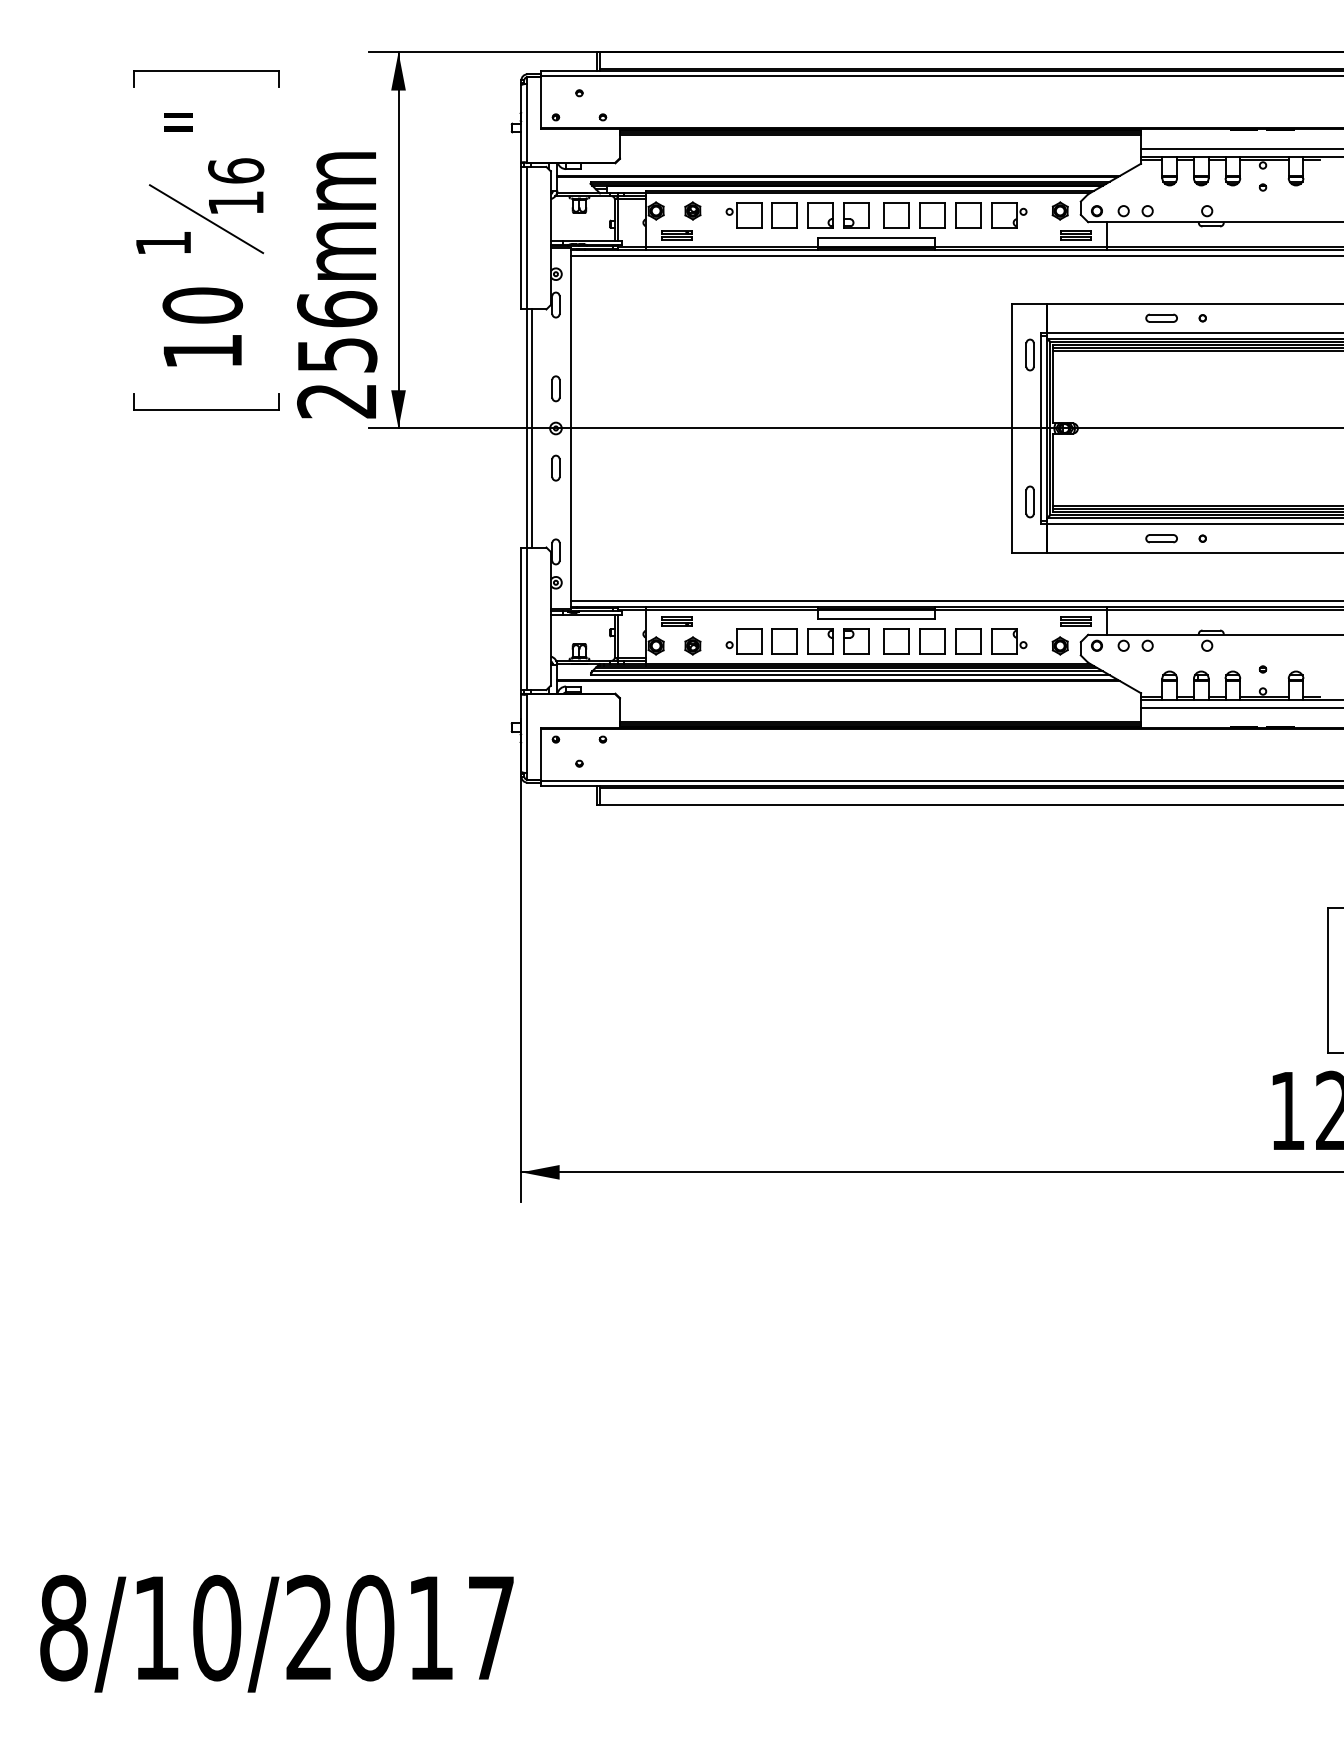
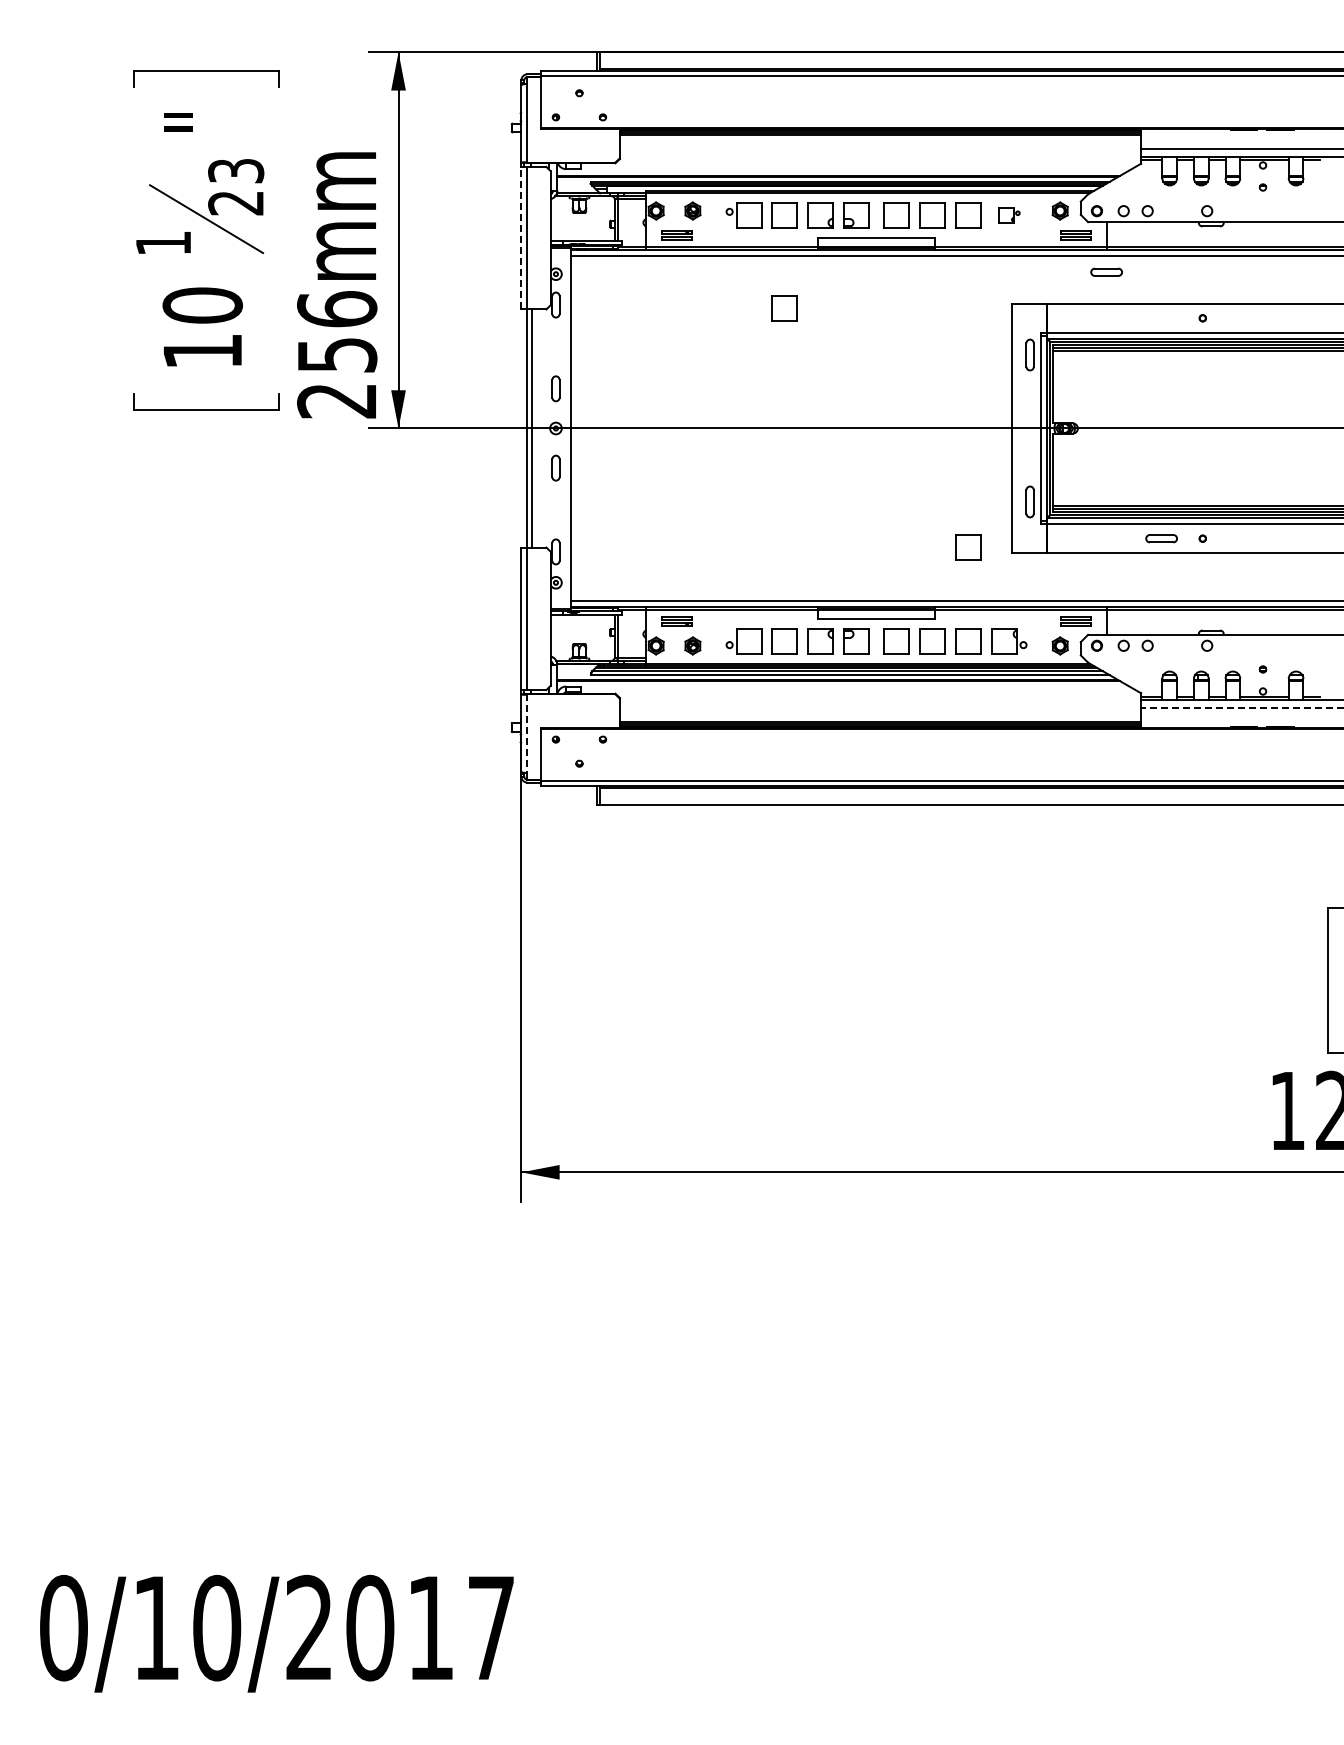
text: 16 -> 23 (236, 186)
part size: 37x27 px -> 23x17 px (1009, 215)
line: solid -> dashed (521, 237)
part: none -> present (784, 308)
part position: (1161, 317) -> (1106, 271) (1106, 271)
part: none -> present (968, 547)
line: solid -> dashed (1241, 707)
line: solid -> dashed (527, 734)
text: 8/10/2017 -> 0/10/2017 (63, 1628)
